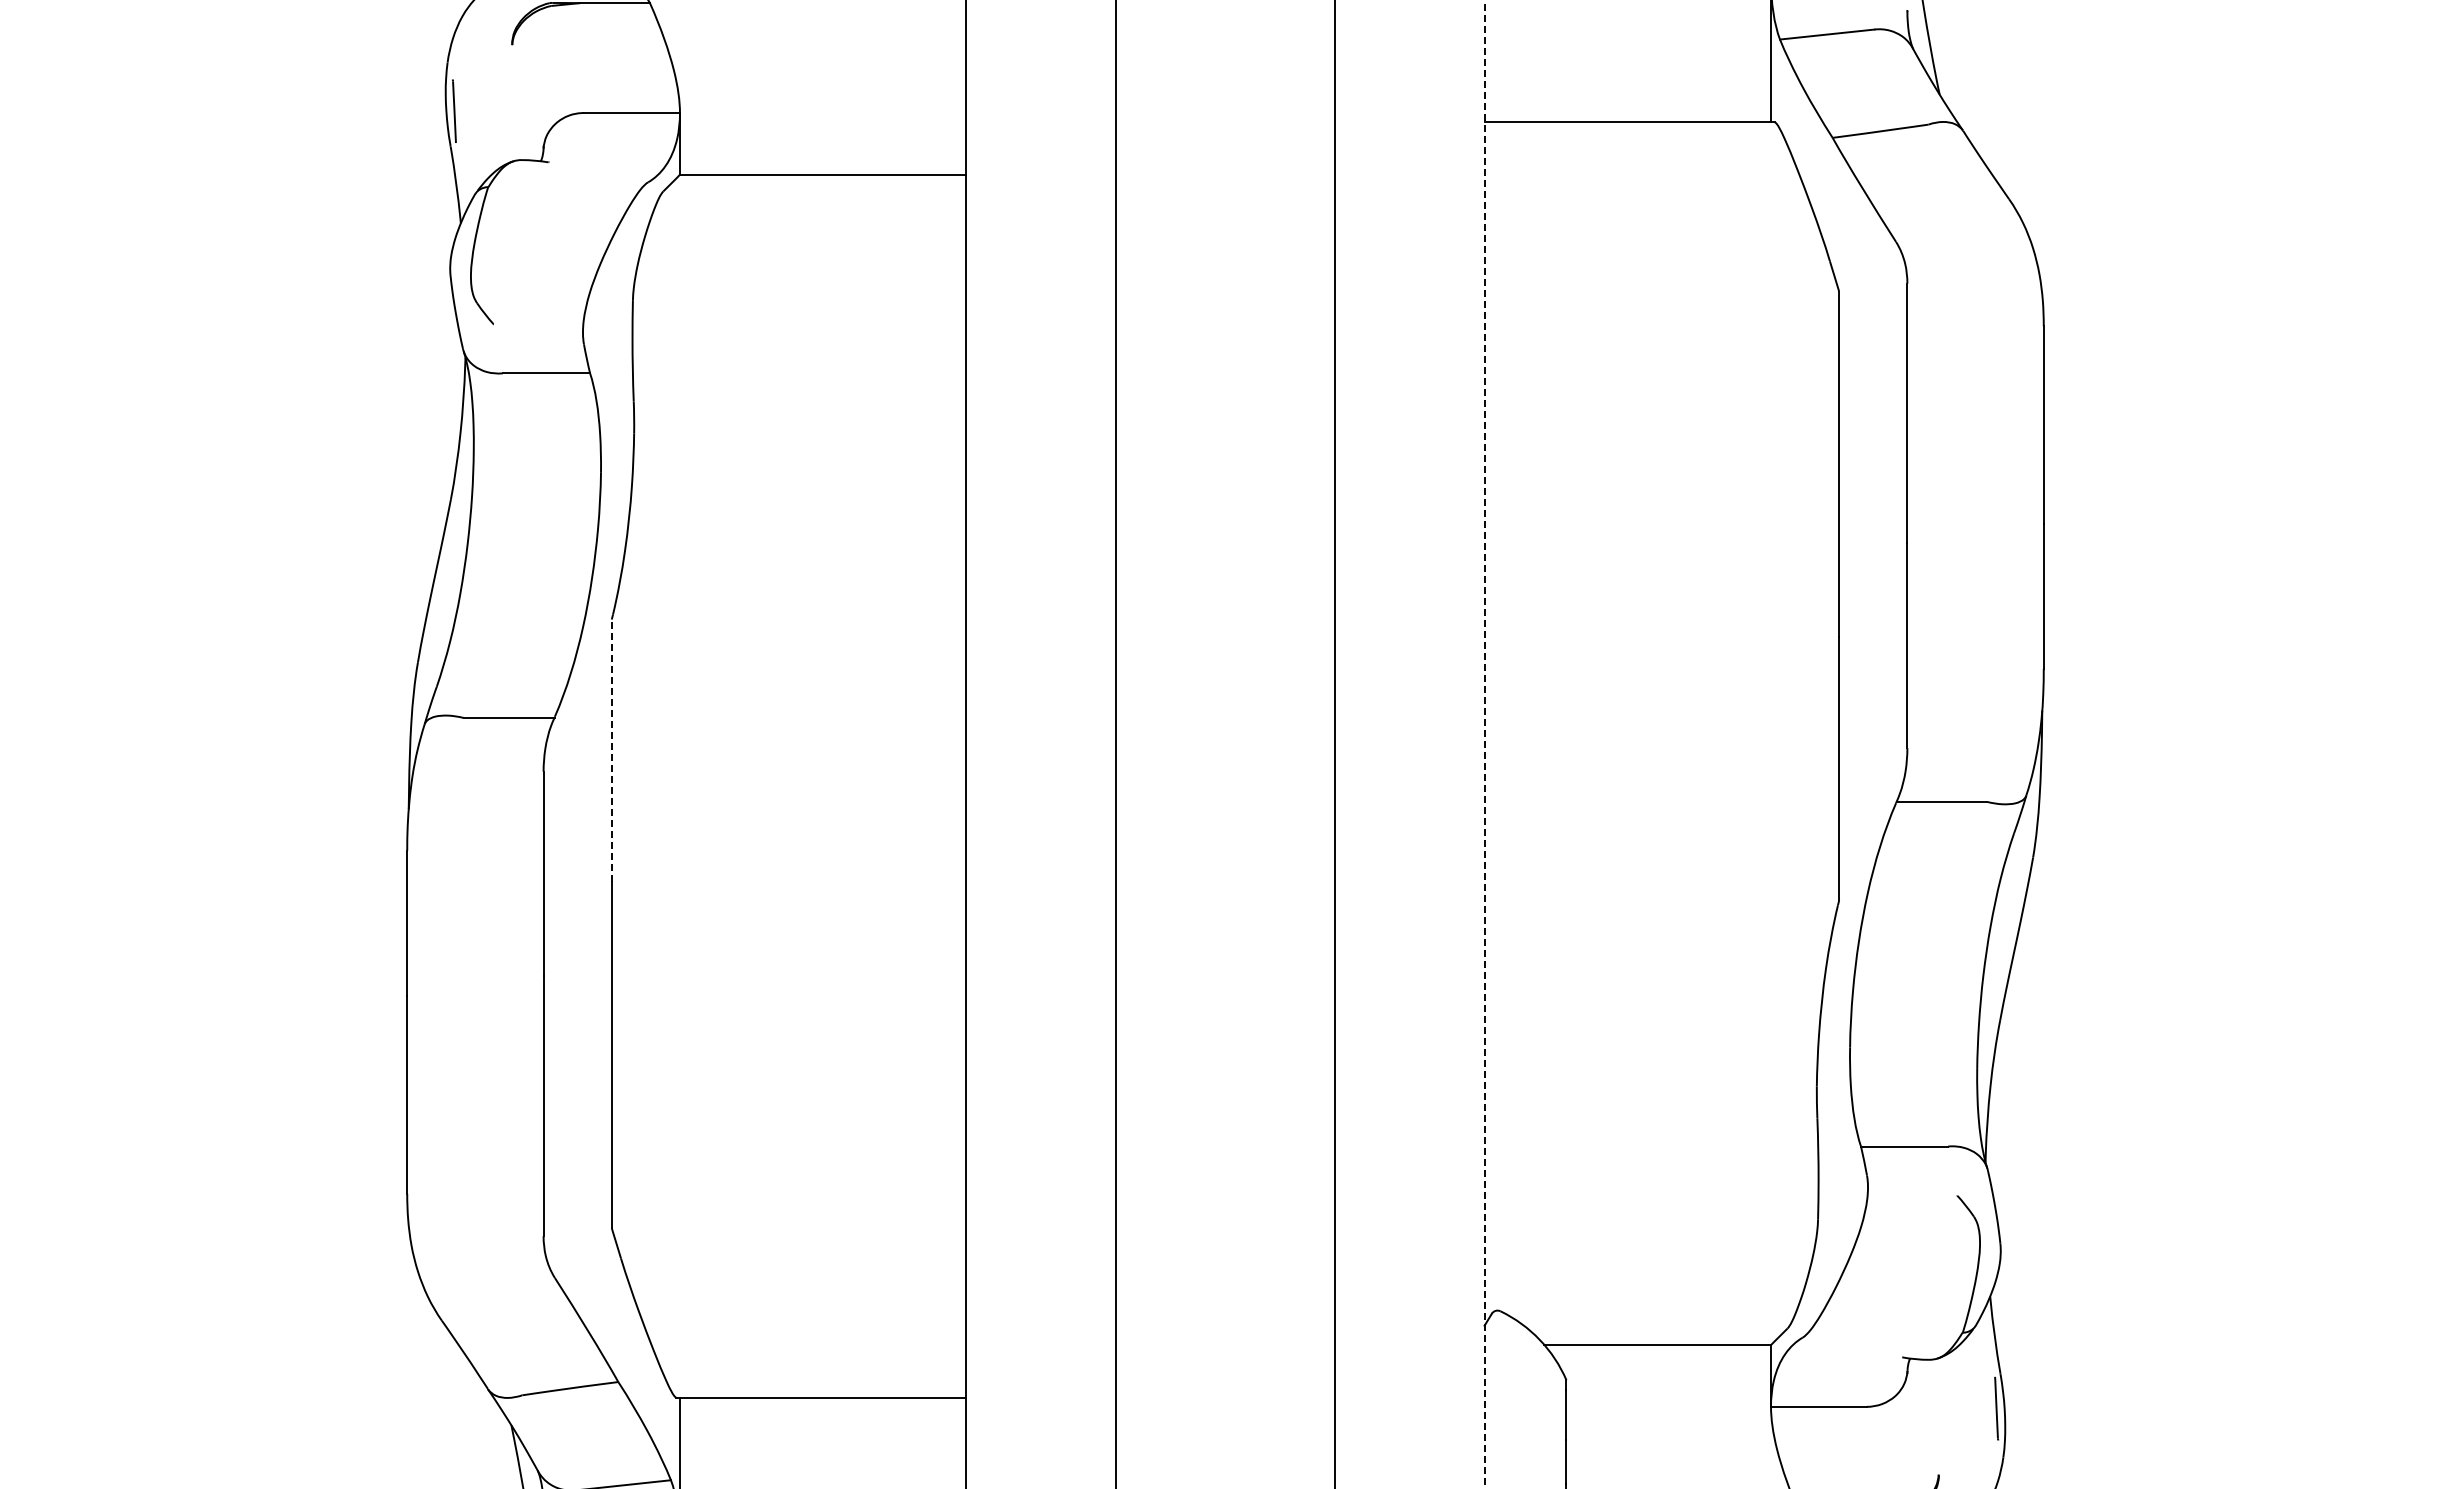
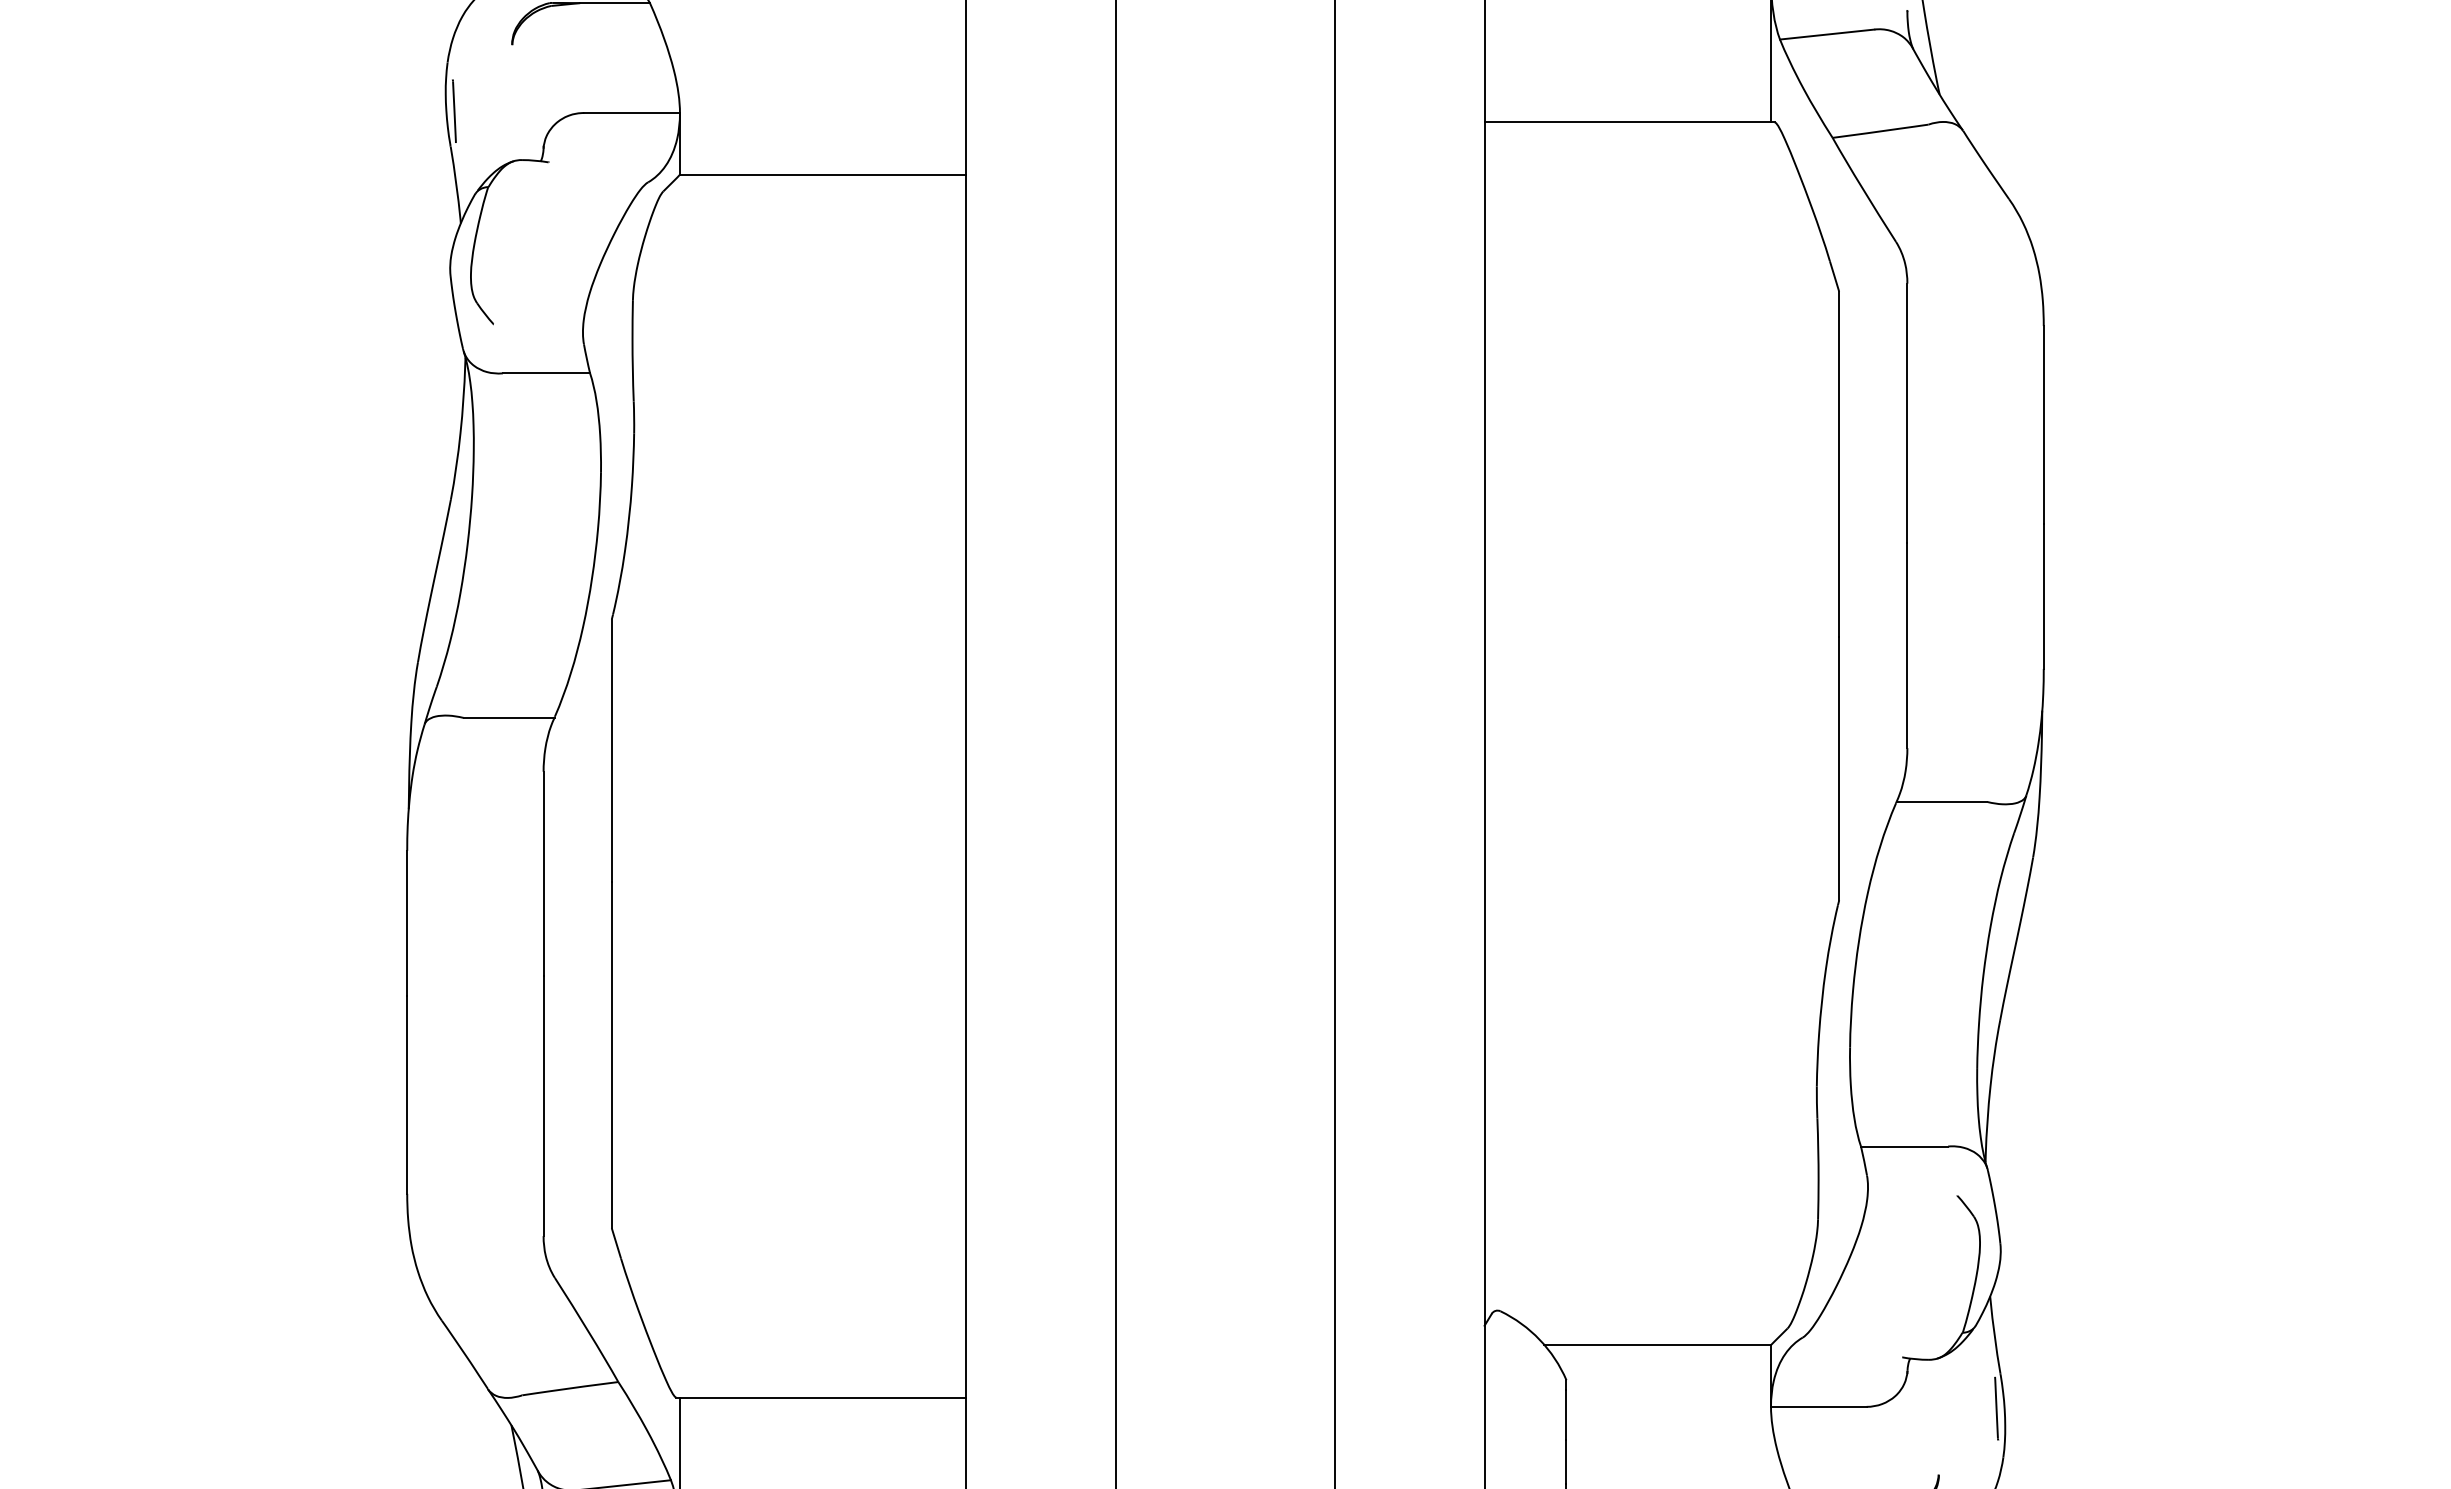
line: dashed -> solid (1484, 744)
line: dashed -> solid (611, 750)
